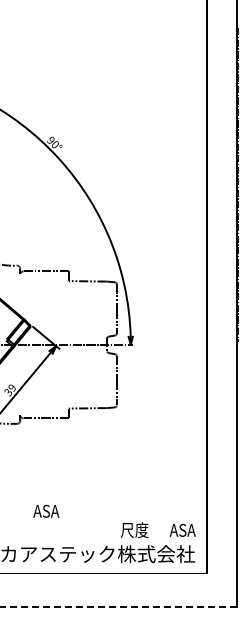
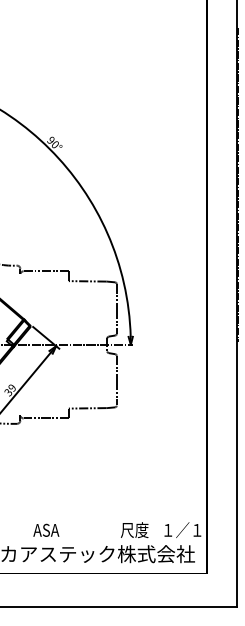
text position: (46, 510) -> (46, 529) (46, 529)
text: ASA -> １／１ (182, 529)
line: dashed -> solid (118, 607)
